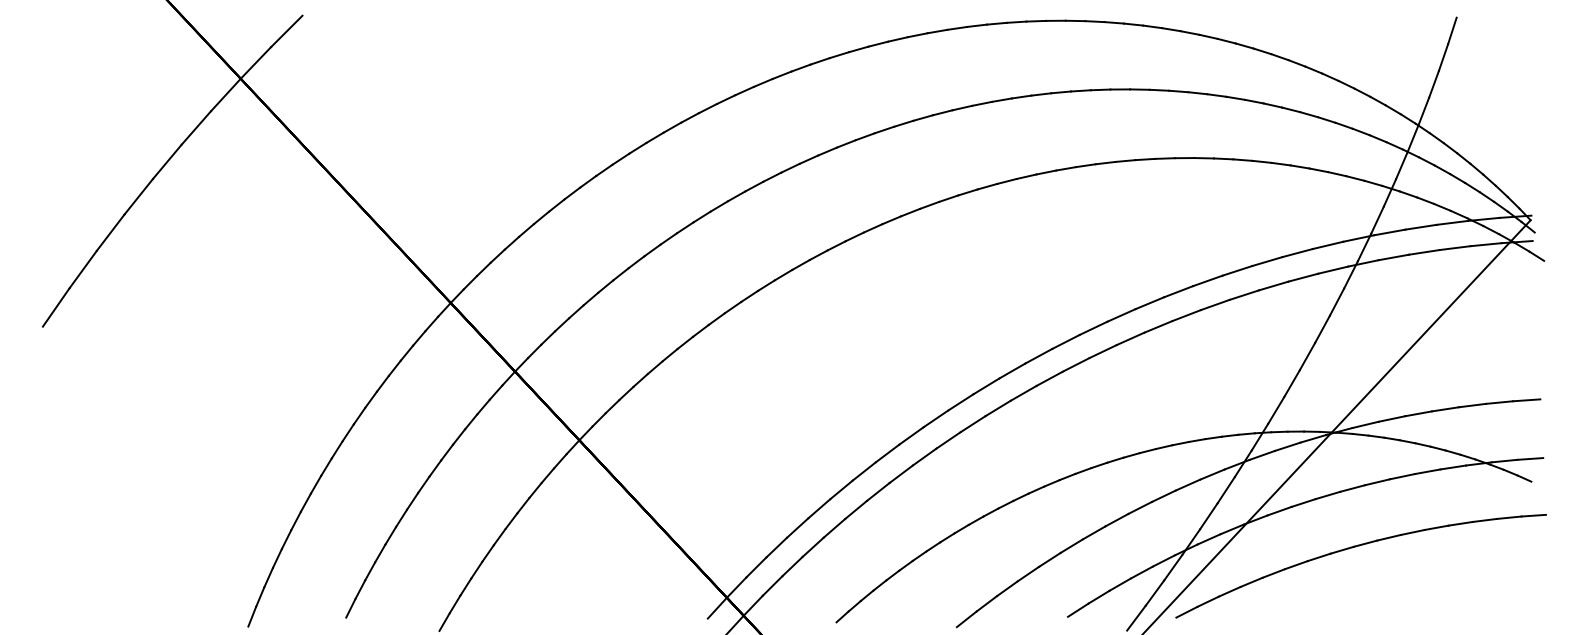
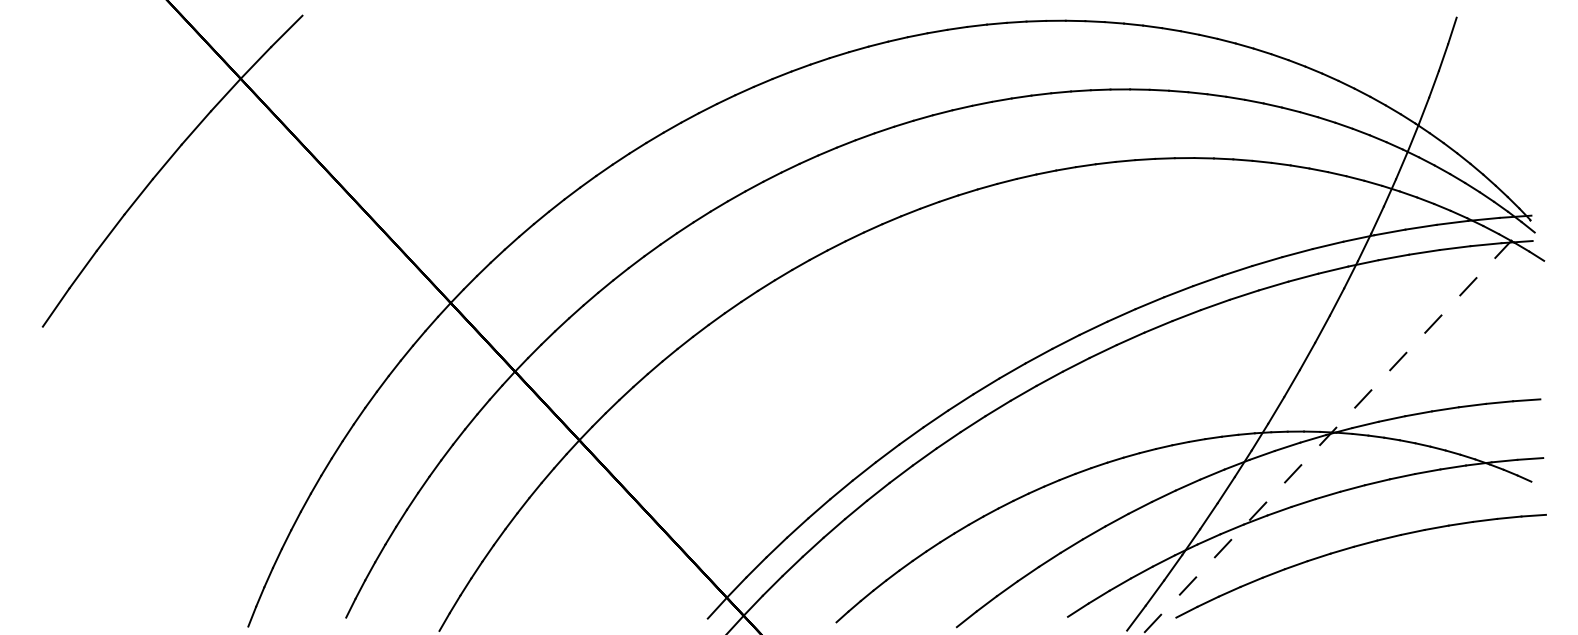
line: solid -> dashed (1336, 427)
